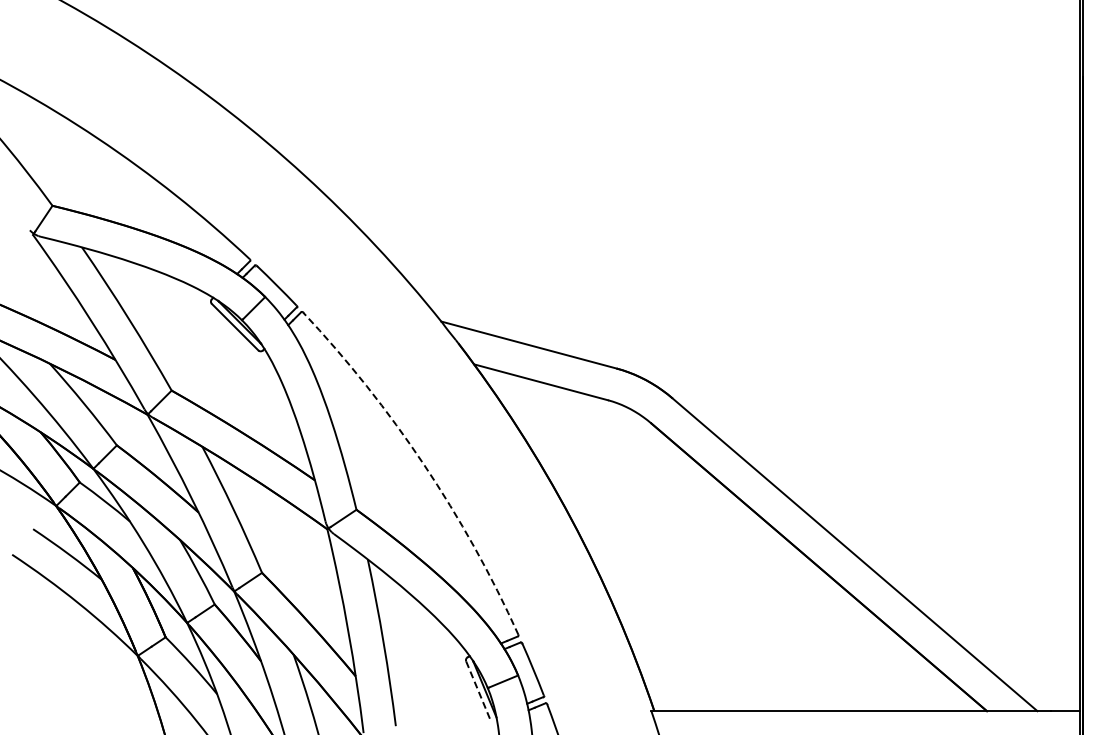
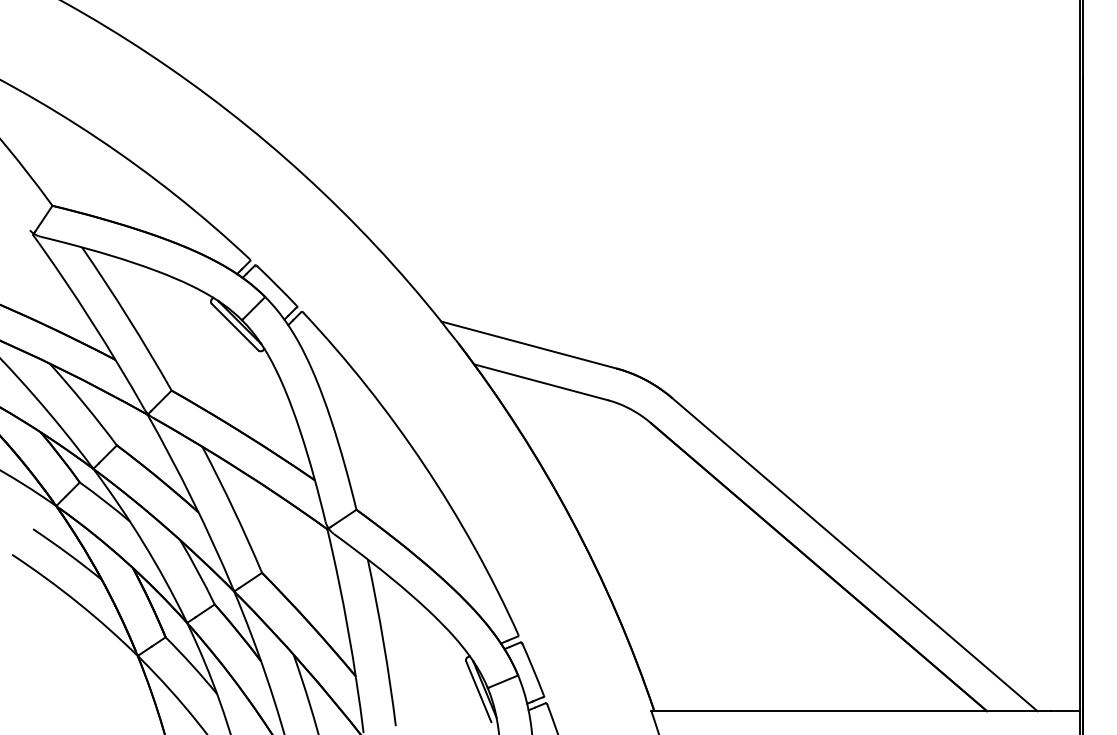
arc: dashed -> solid (424, 464)
line: dashed -> solid (478, 691)
